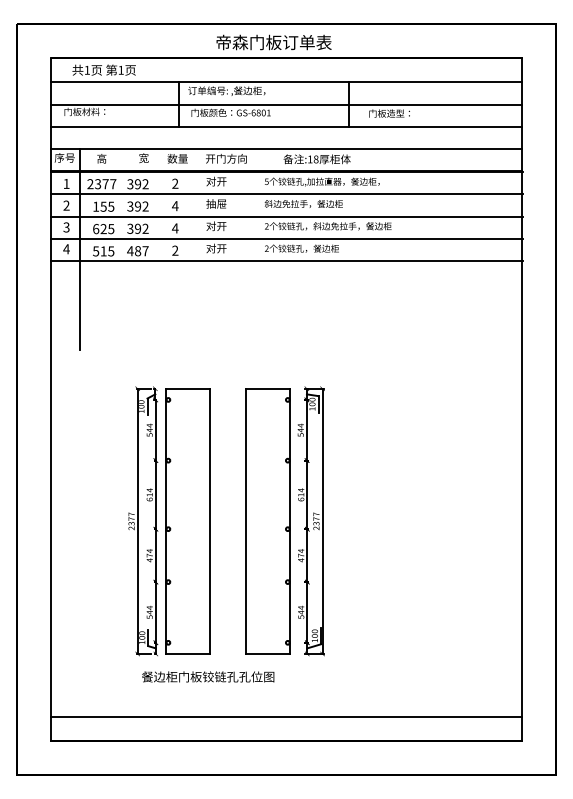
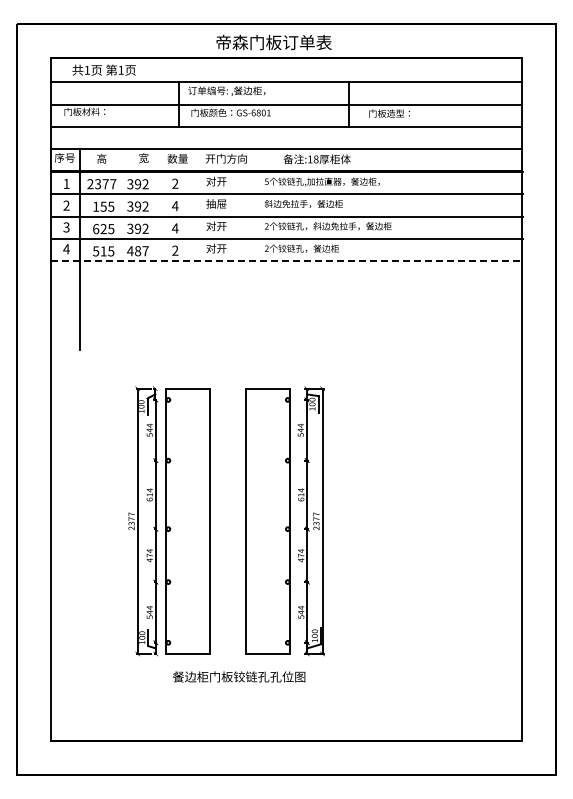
line: solid -> dashed (287, 261)
text position: (208, 676) -> (239, 676) (239, 676)
line: present -> none (286, 716)
